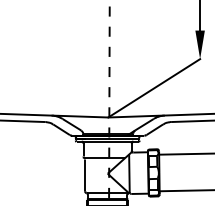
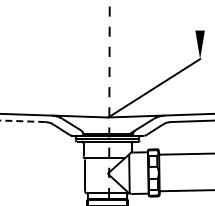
line: present -> none (200, 16)
line: solid -> dashed (22, 121)
